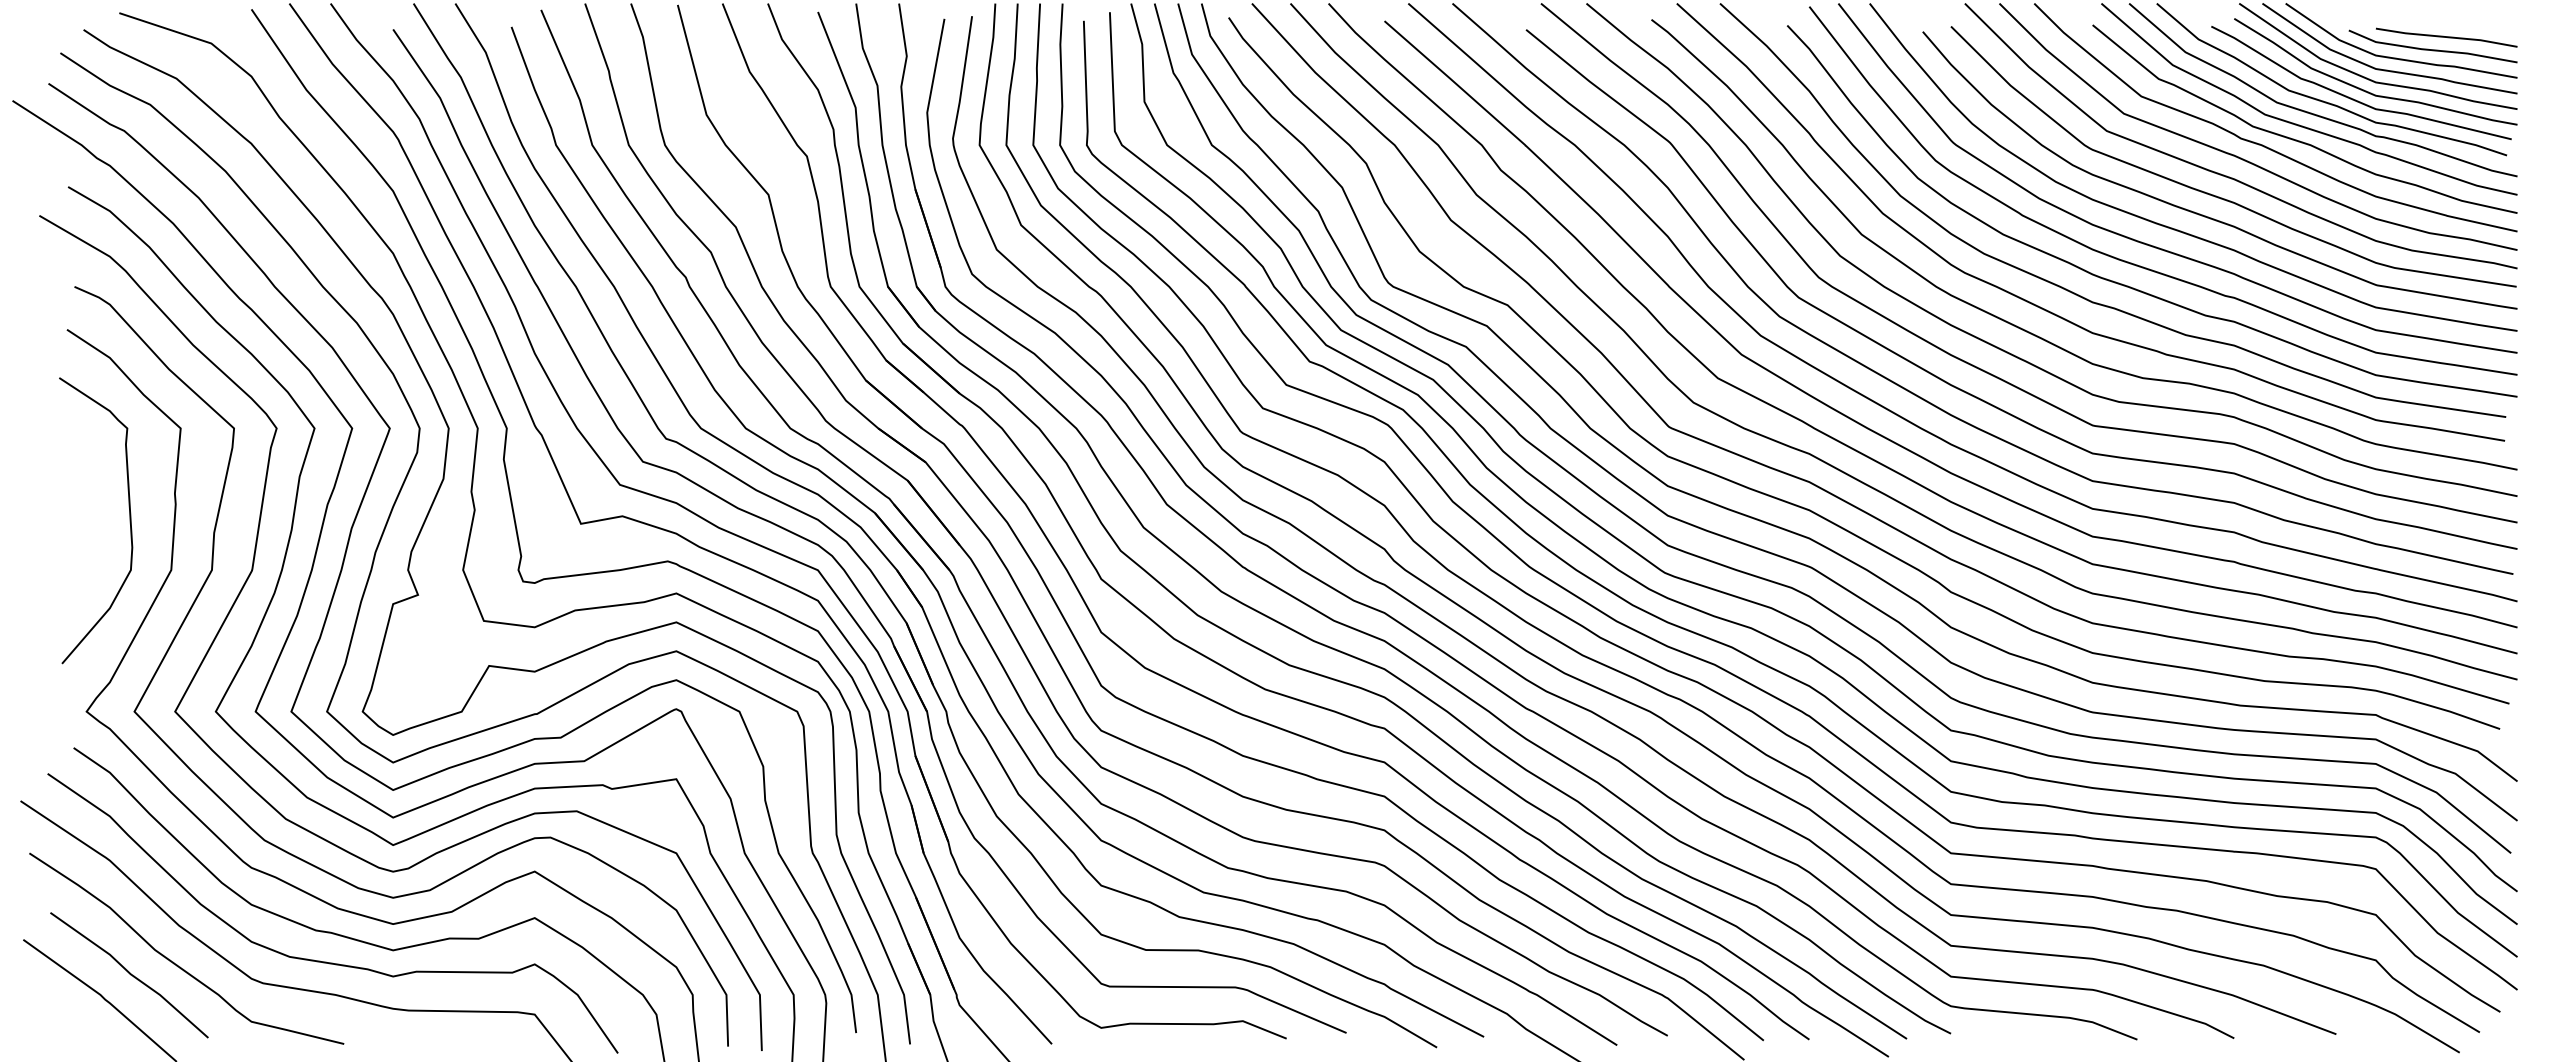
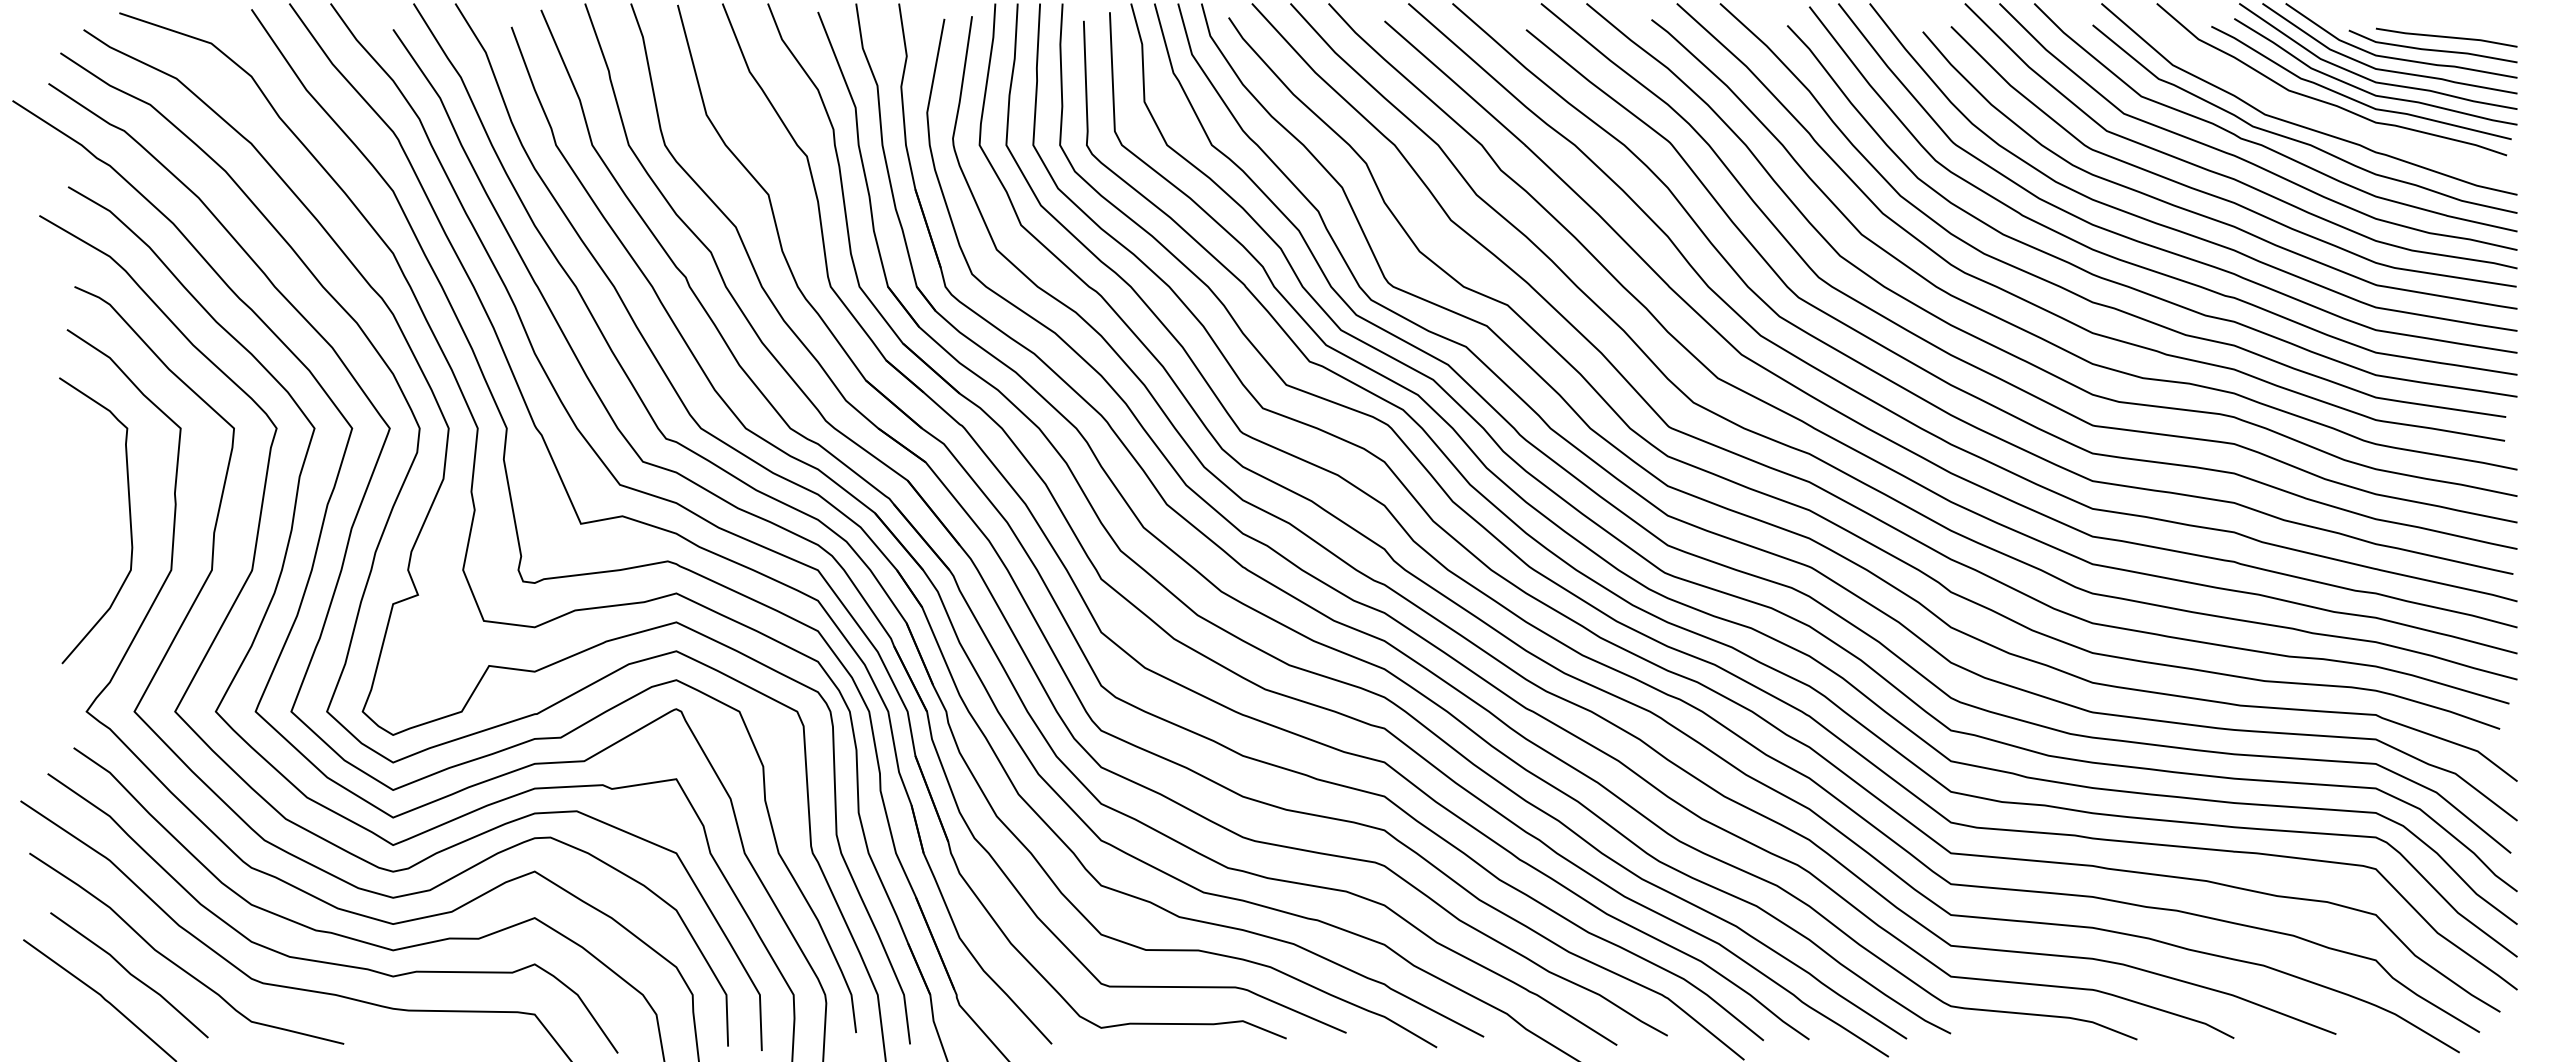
curve: present -> none (2314, 113)
